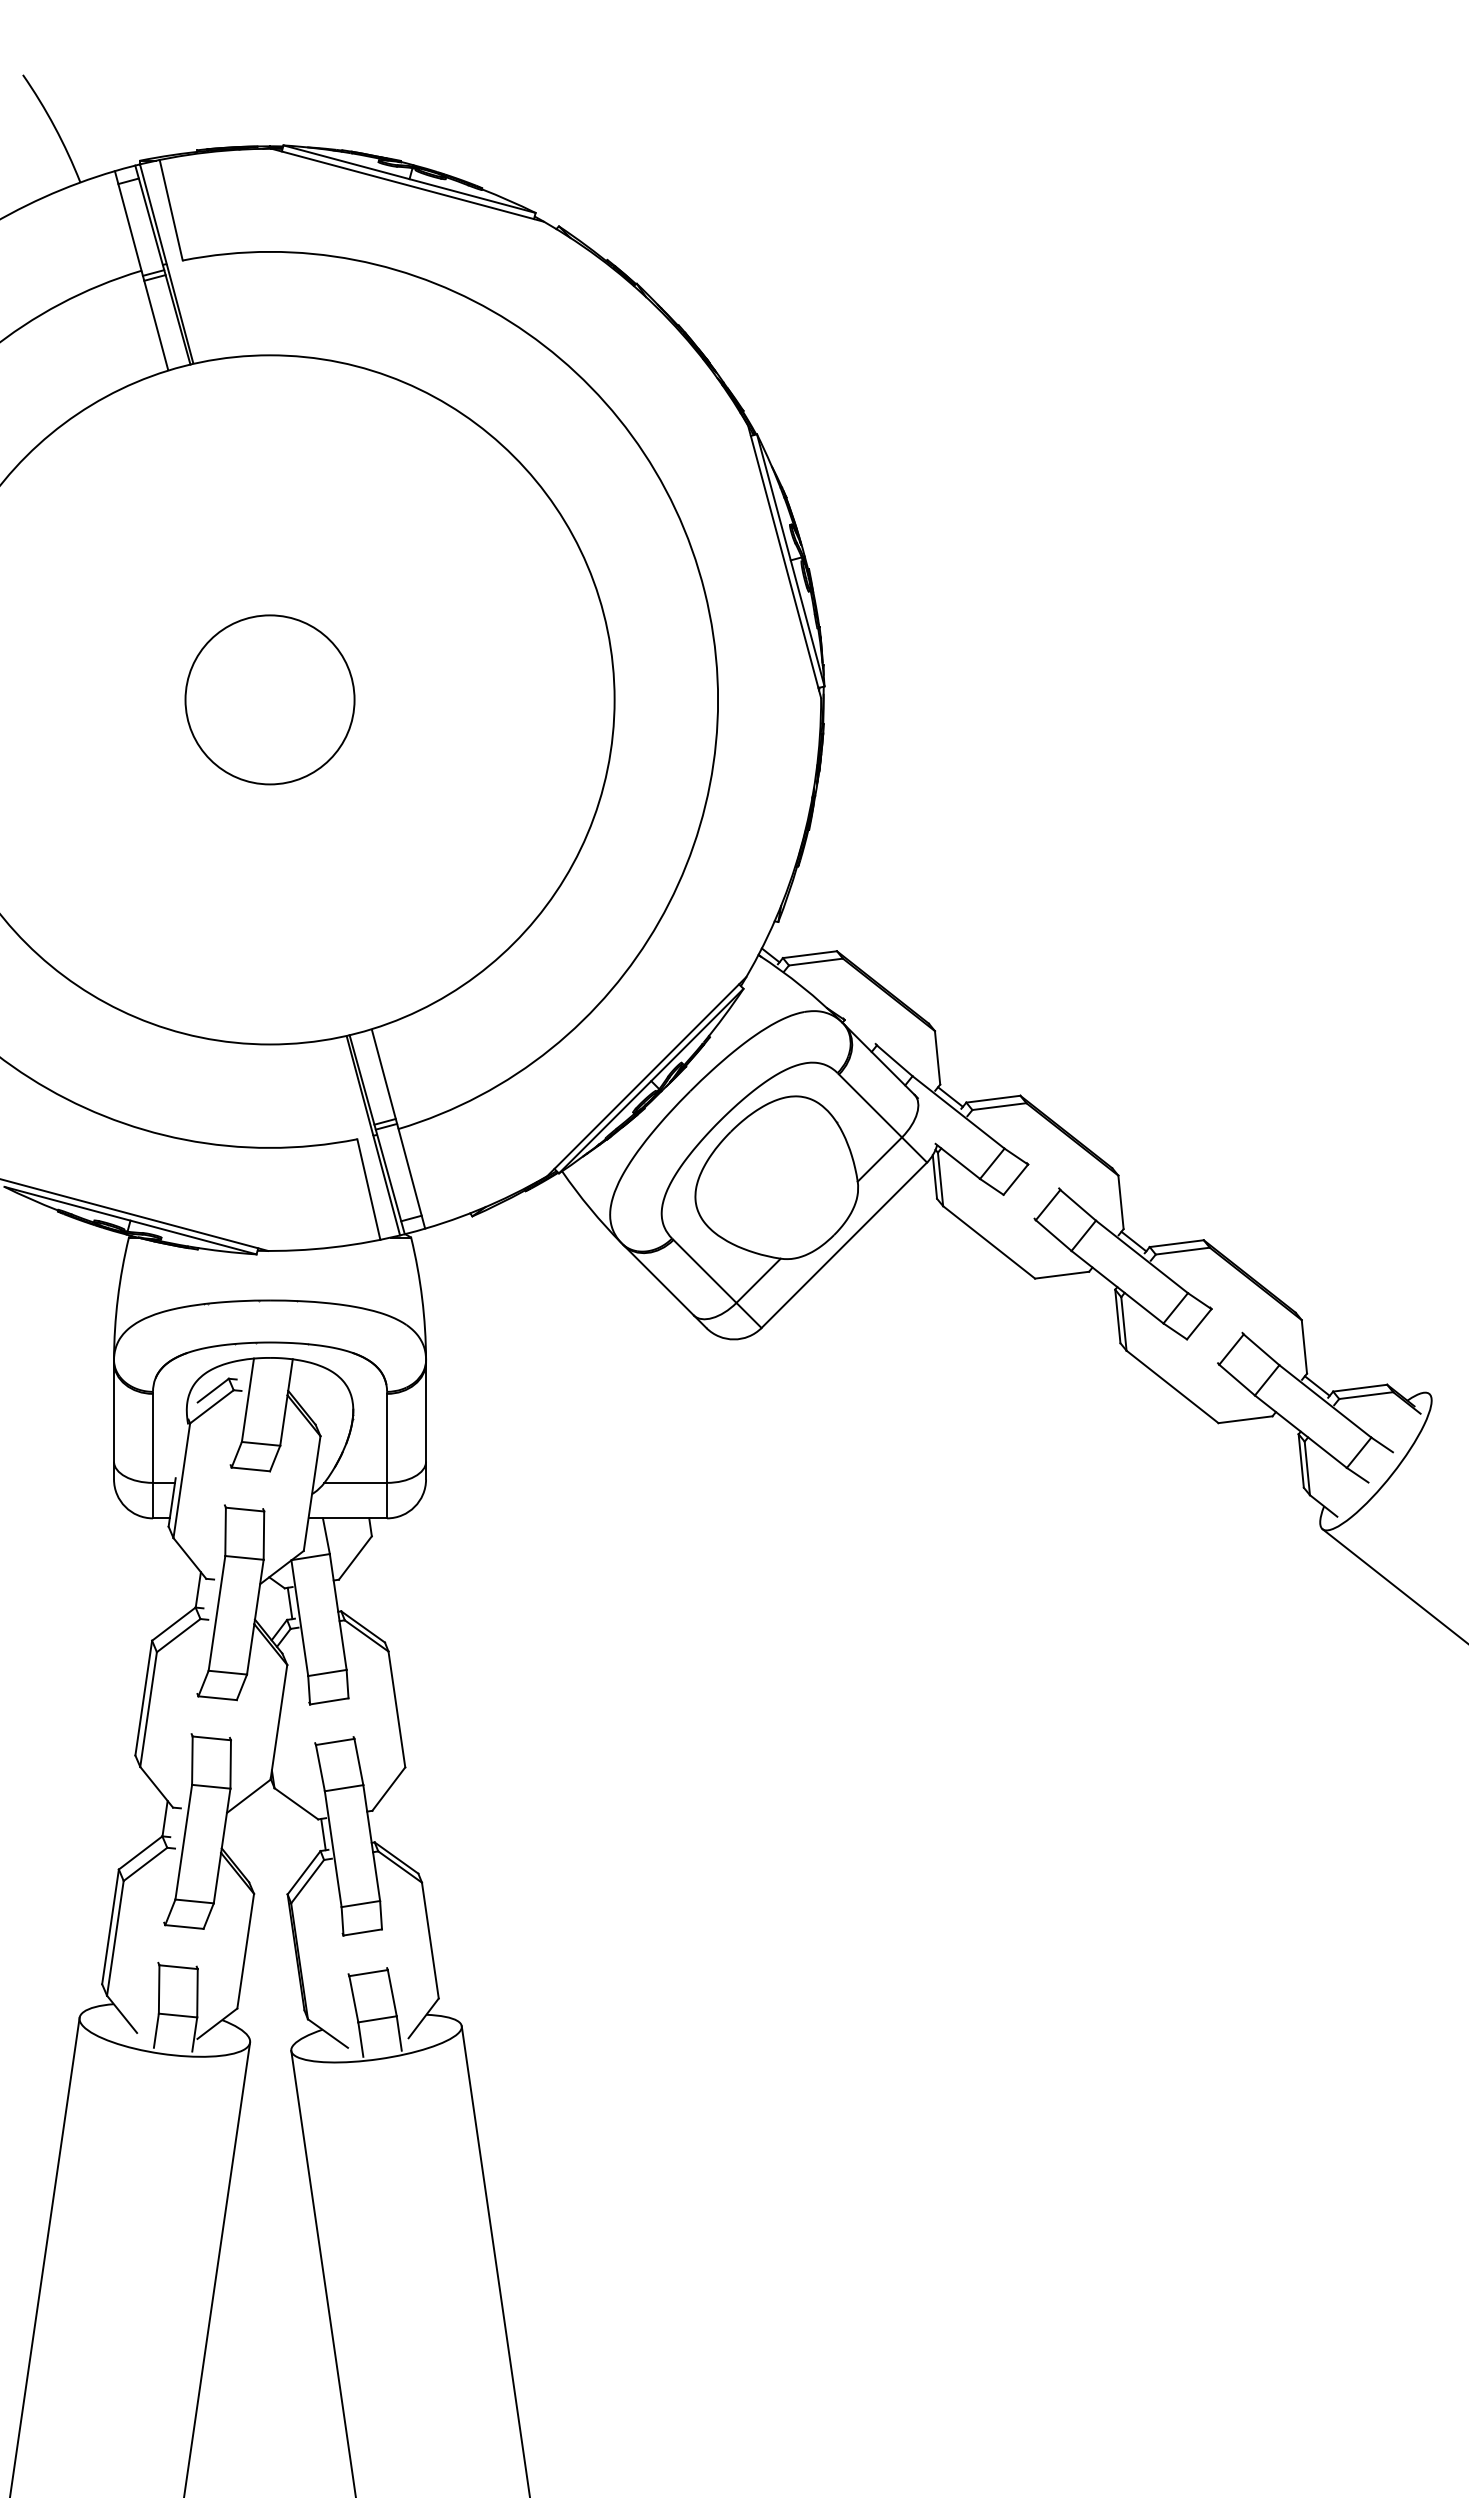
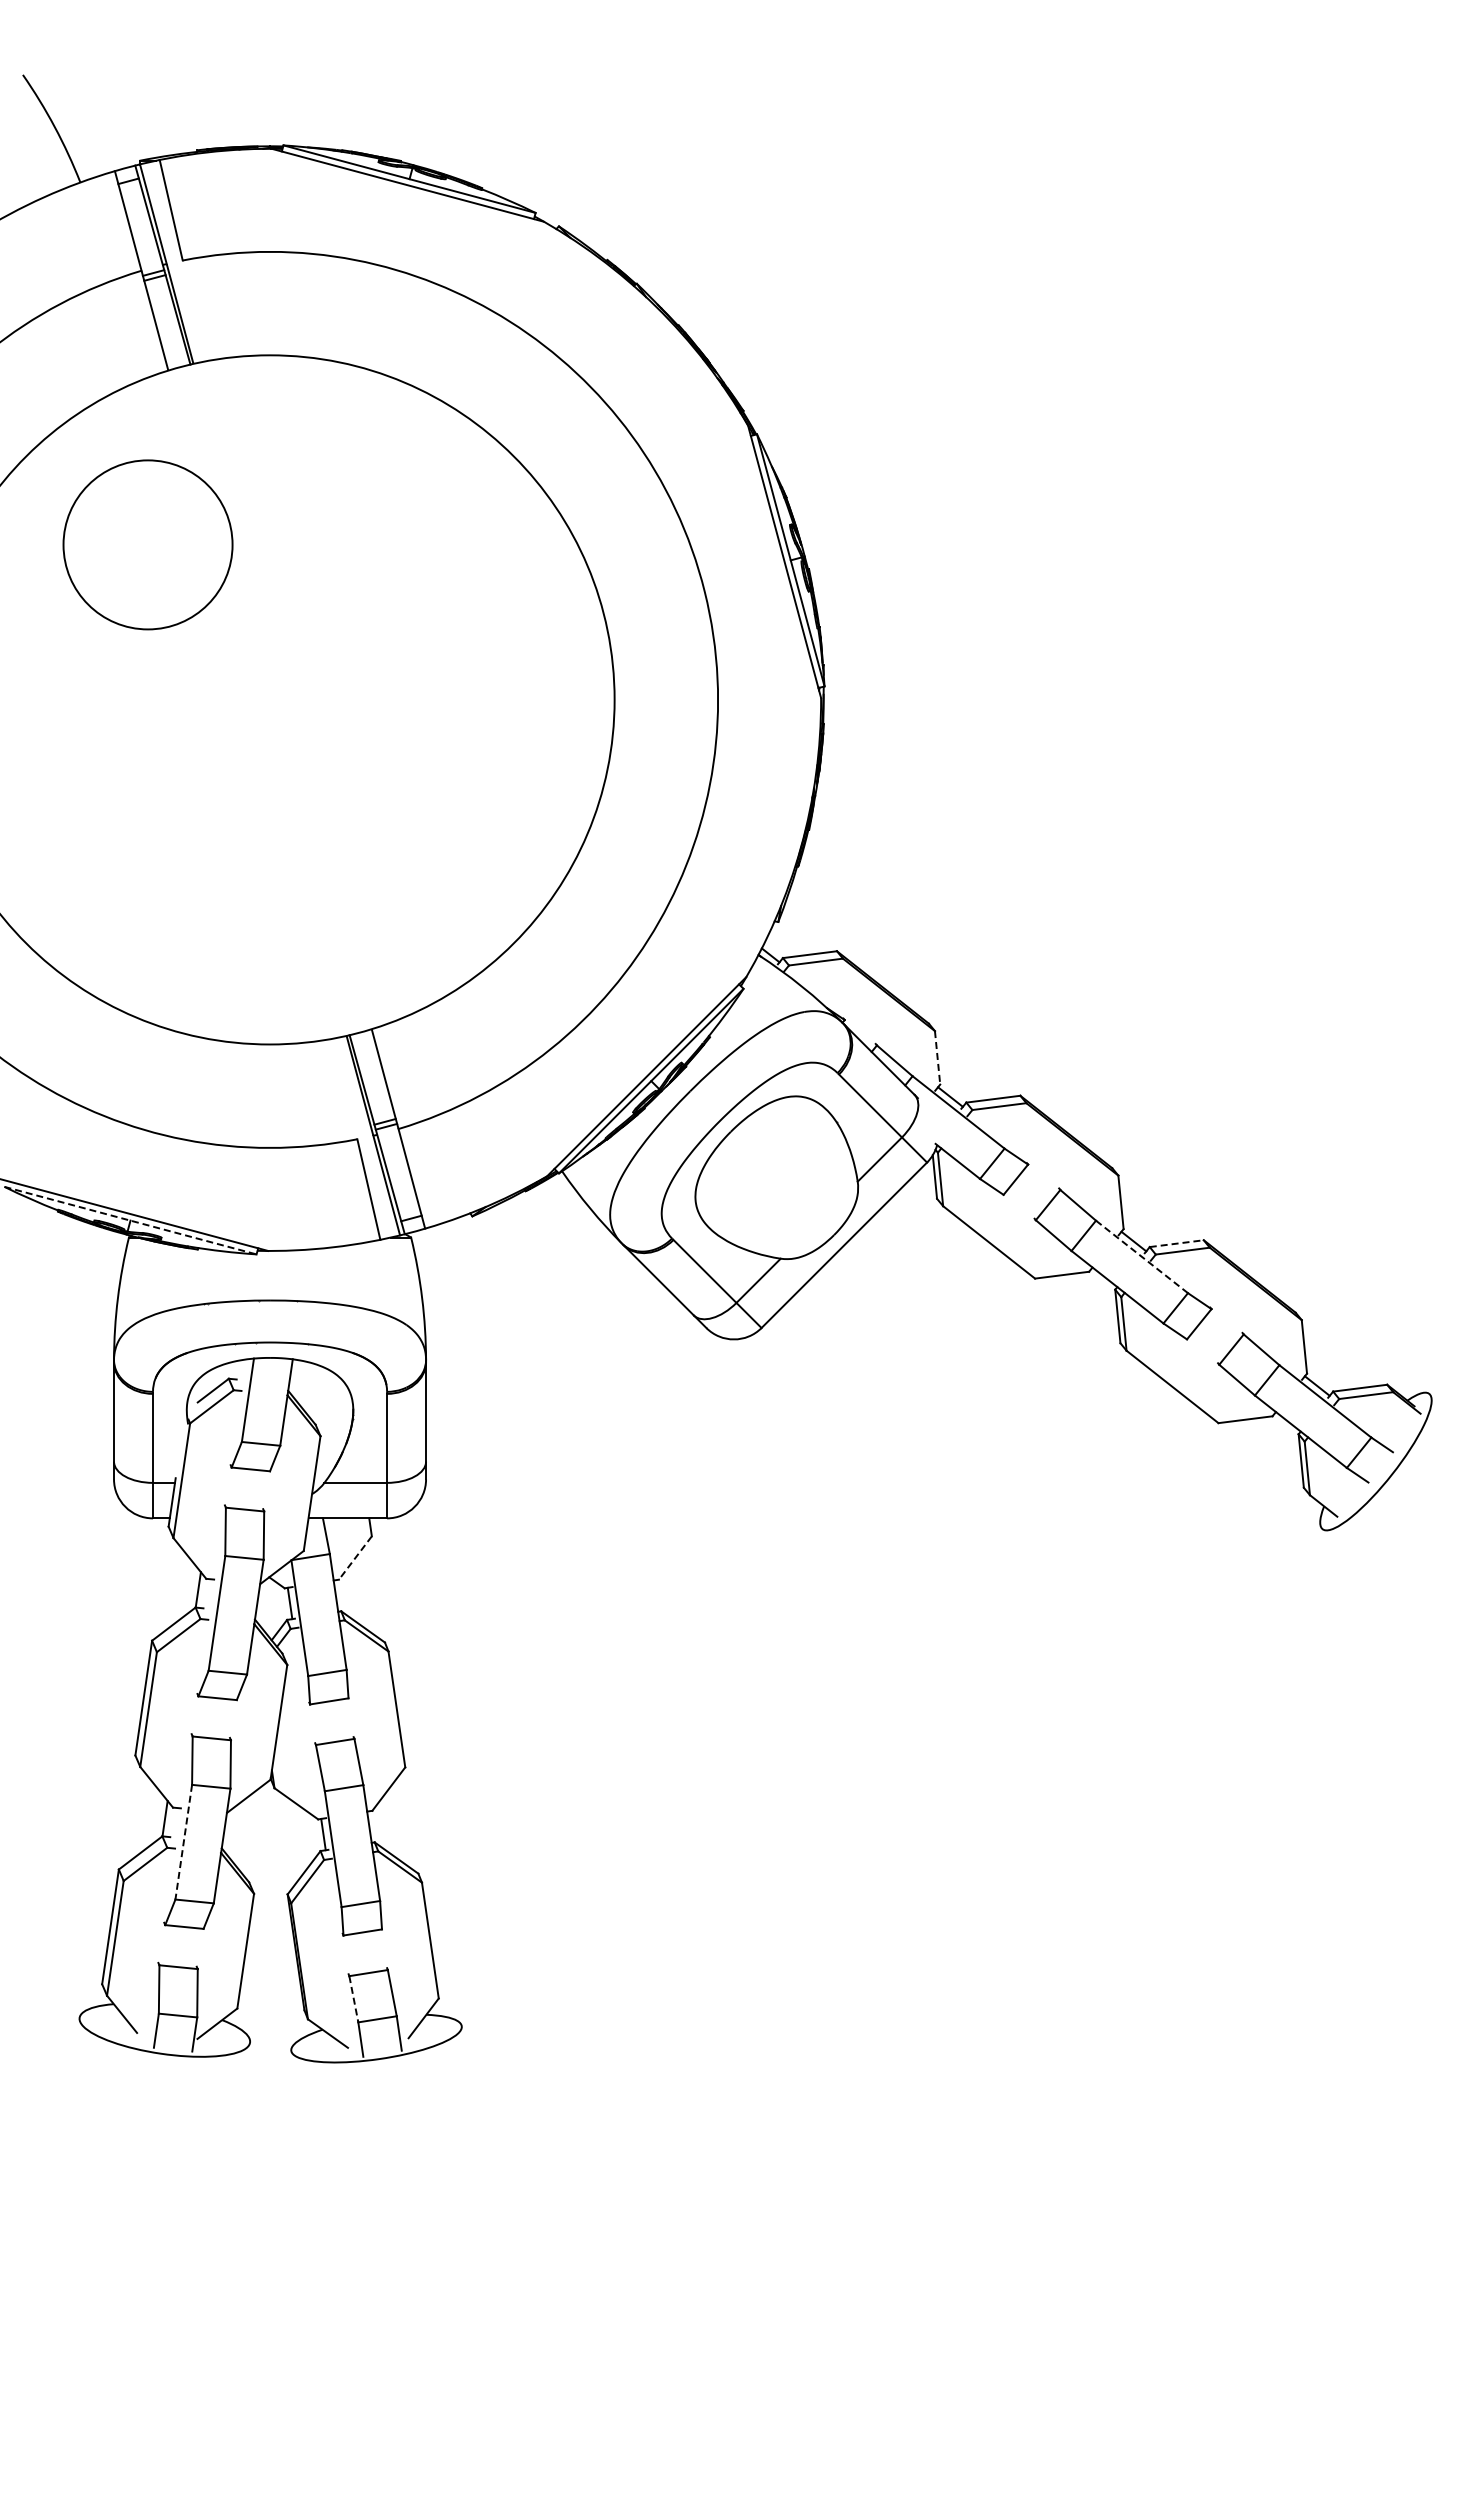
circle position: (269, 699) -> (147, 544) (147, 544)
line: solid -> dashed (937, 1057)
line: solid -> dashed (130, 1220)
line: solid -> dashed (1177, 1243)
line: solid -> dashed (1142, 1256)
line: solid -> dashed (355, 1558)
line: present -> none (1393, 1585)
line: solid -> dashed (183, 1842)
line: solid -> dashed (353, 1999)
line: present -> none (44, 2255)
line: present -> none (495, 2260)
line: present -> none (217, 2268)
line: present -> none (323, 2272)
